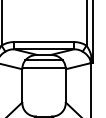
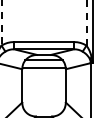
line: solid -> dashed (1, 22)
line: solid -> dashed (86, 22)
